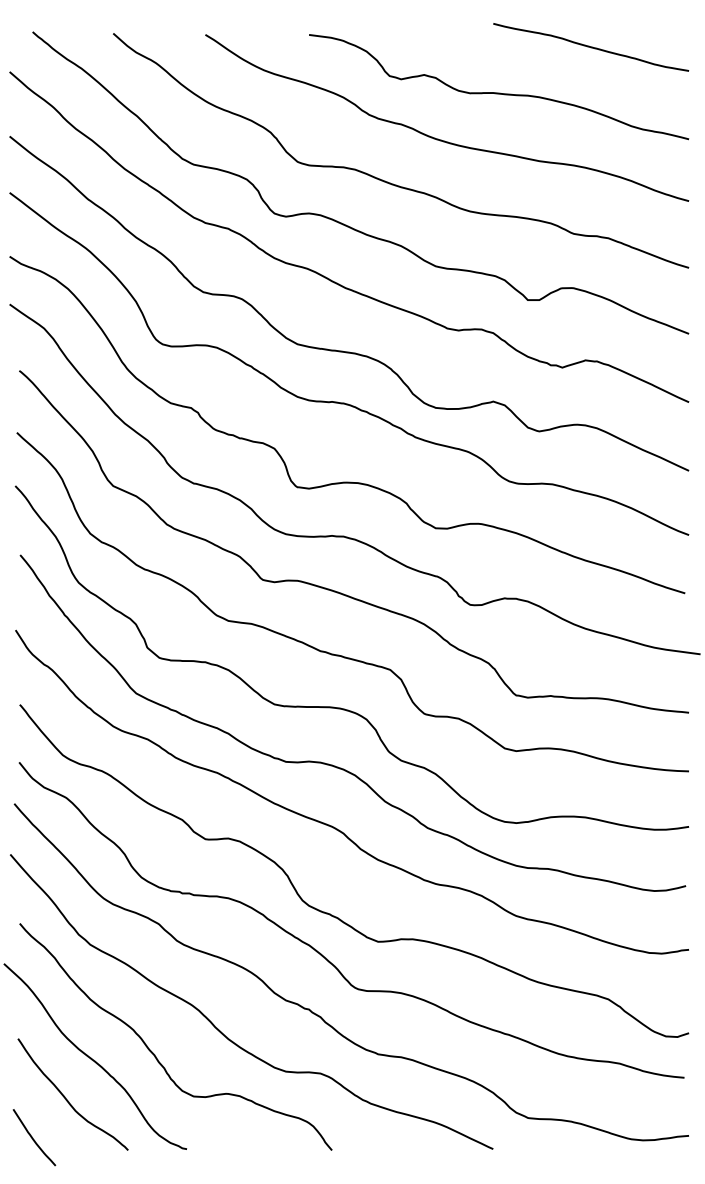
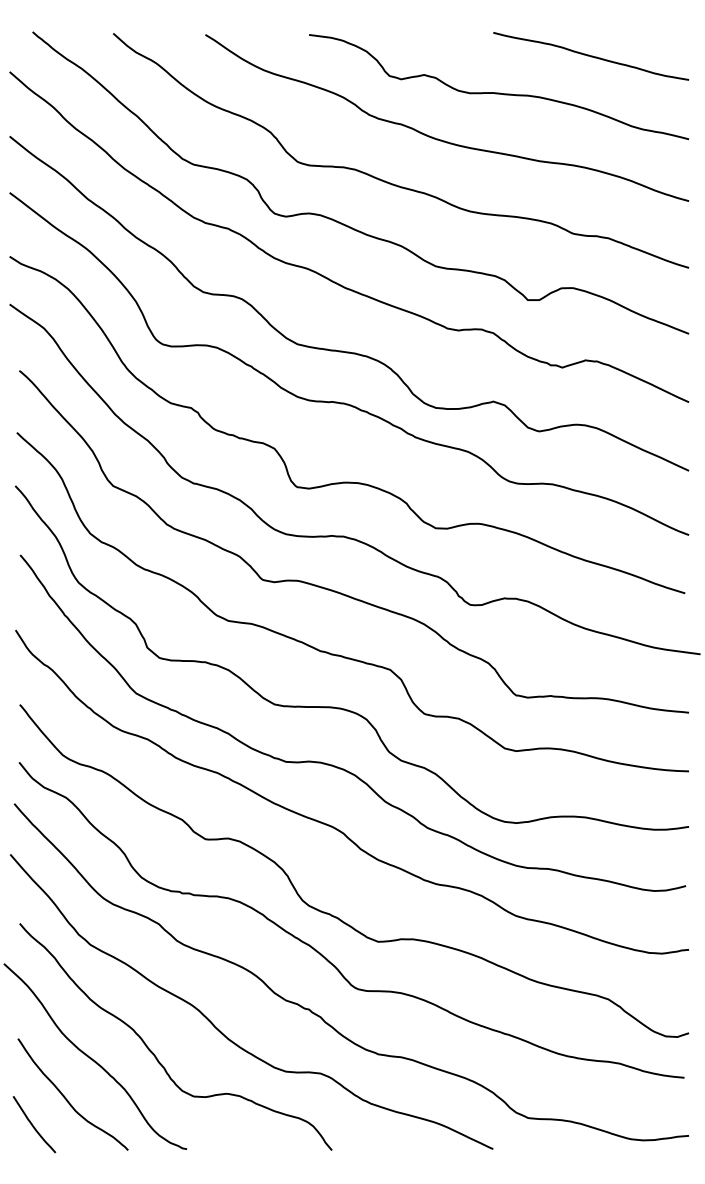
curve position: (591, 47) -> (591, 56) (591, 56)
curve position: (33, 1138) -> (33, 1125) (33, 1125)
